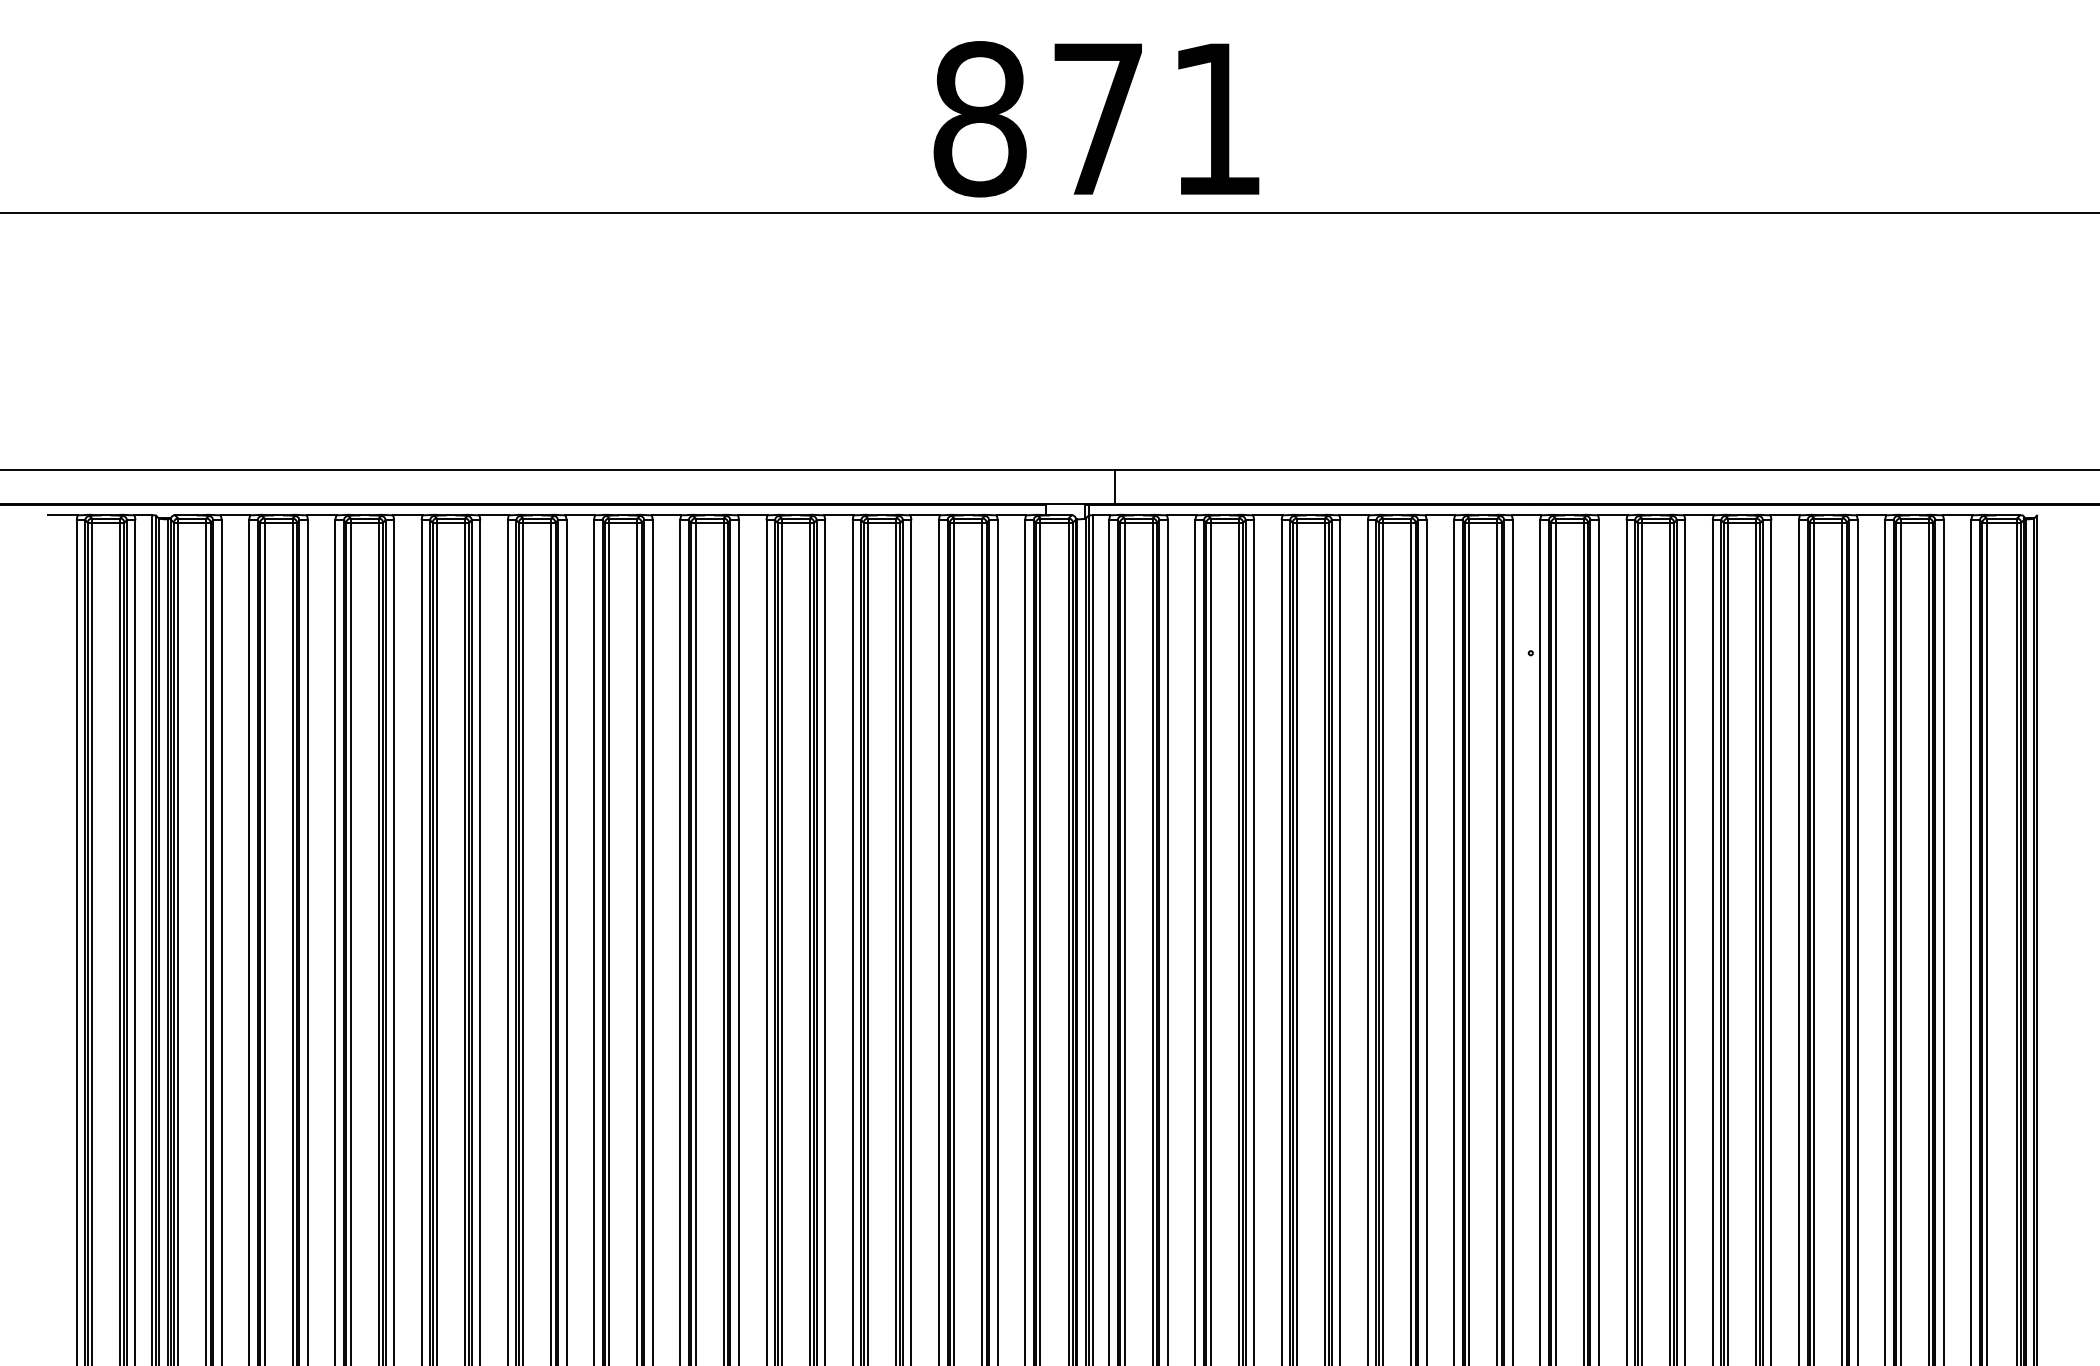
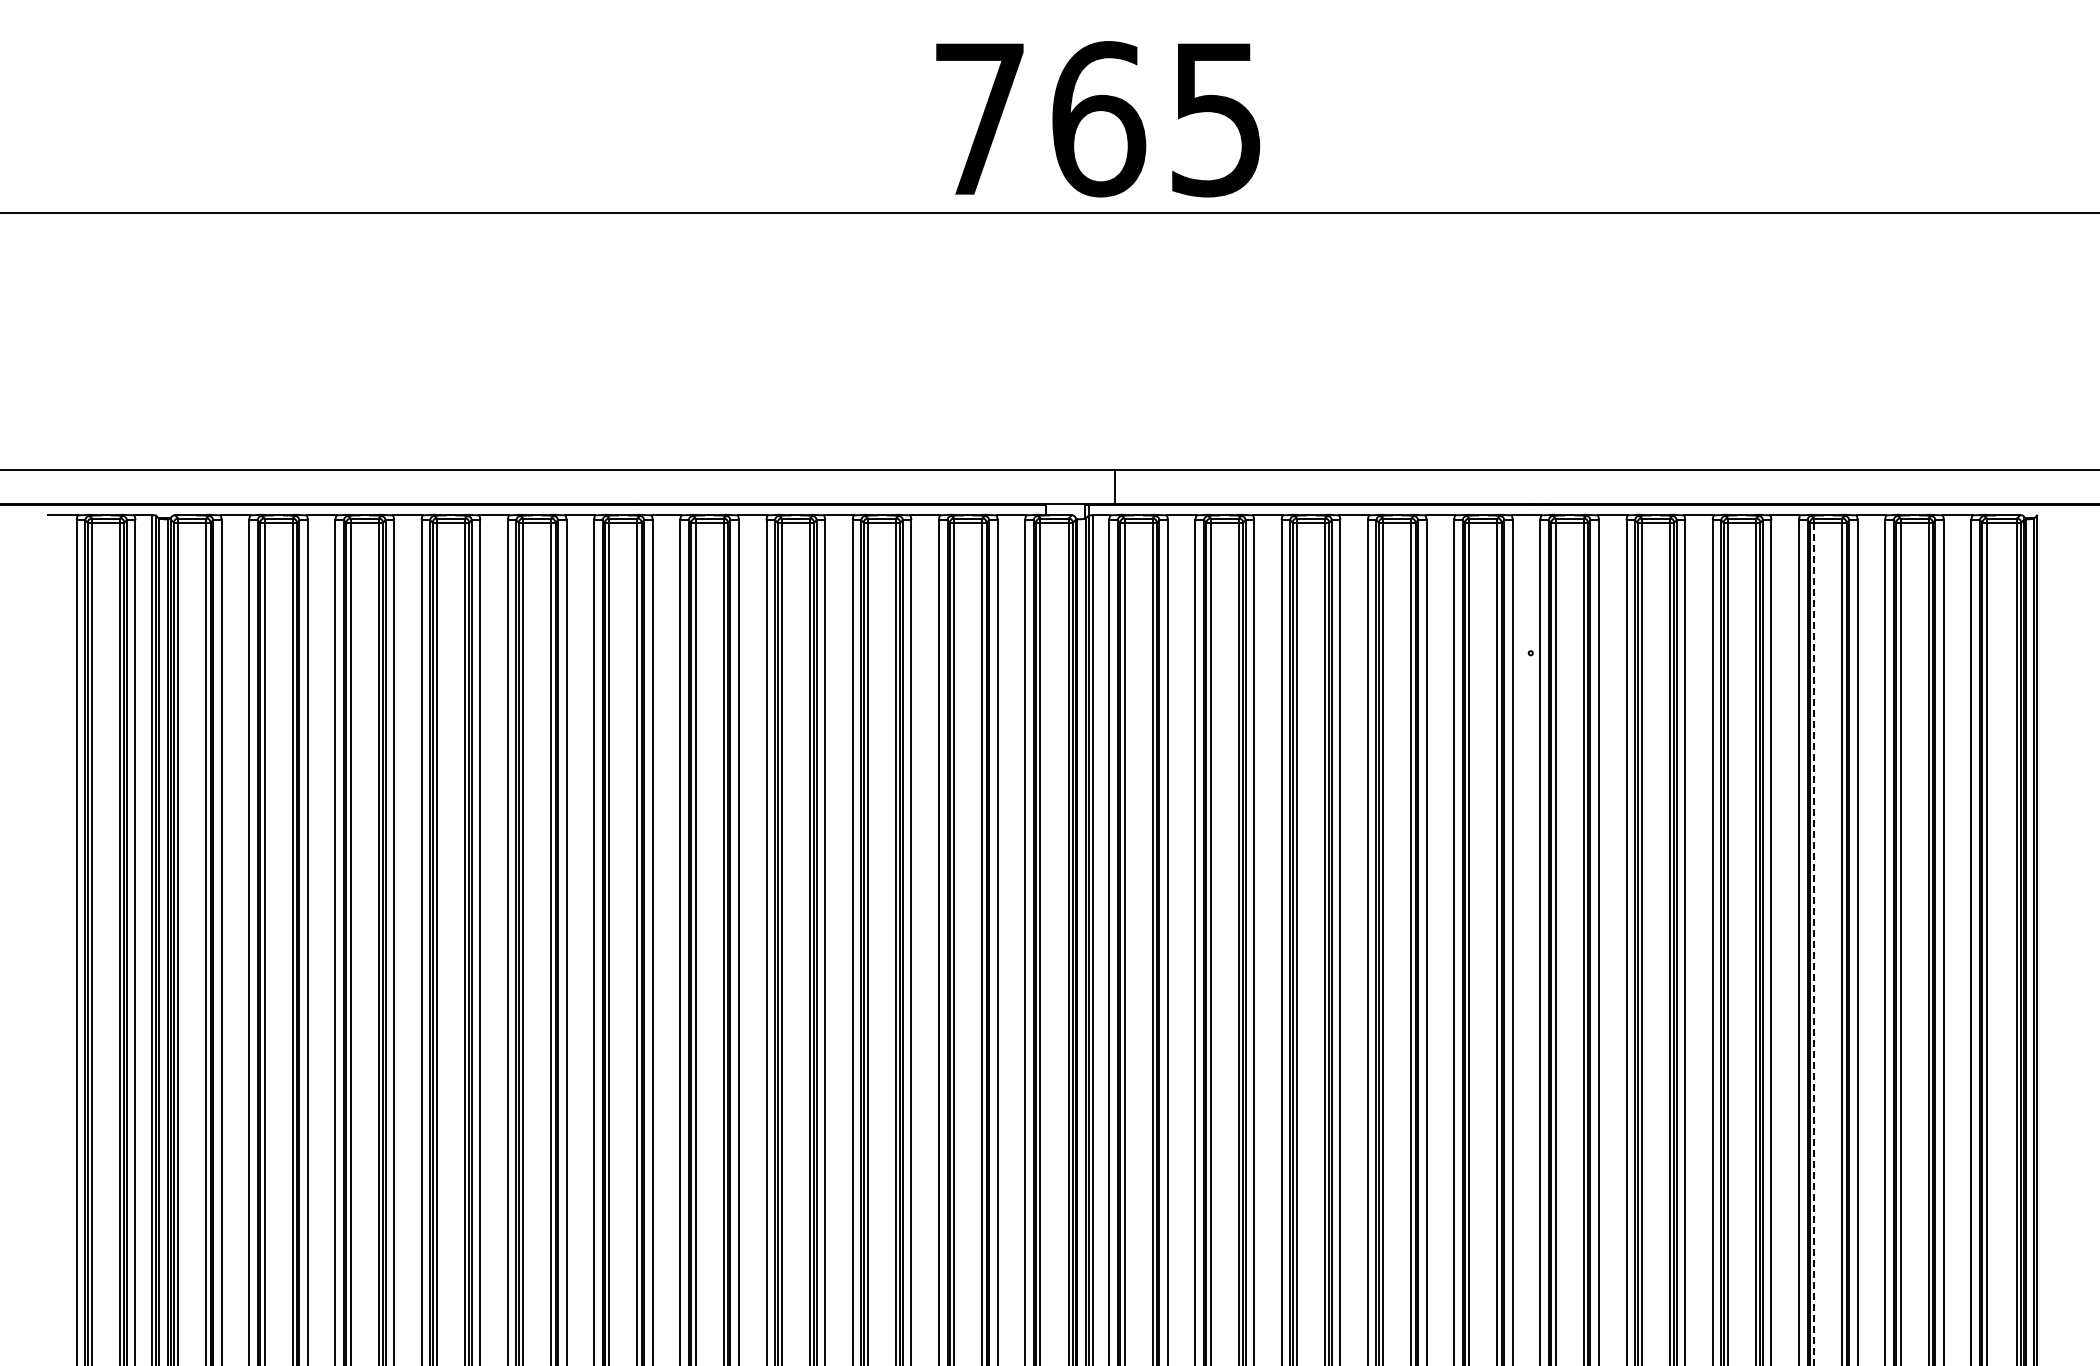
text: 871 -> 765 (1096, 119)
line: solid -> dashed (1814, 944)
